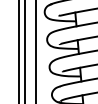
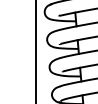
line: present -> none (19, 51)
line: present -> none (24, 51)
